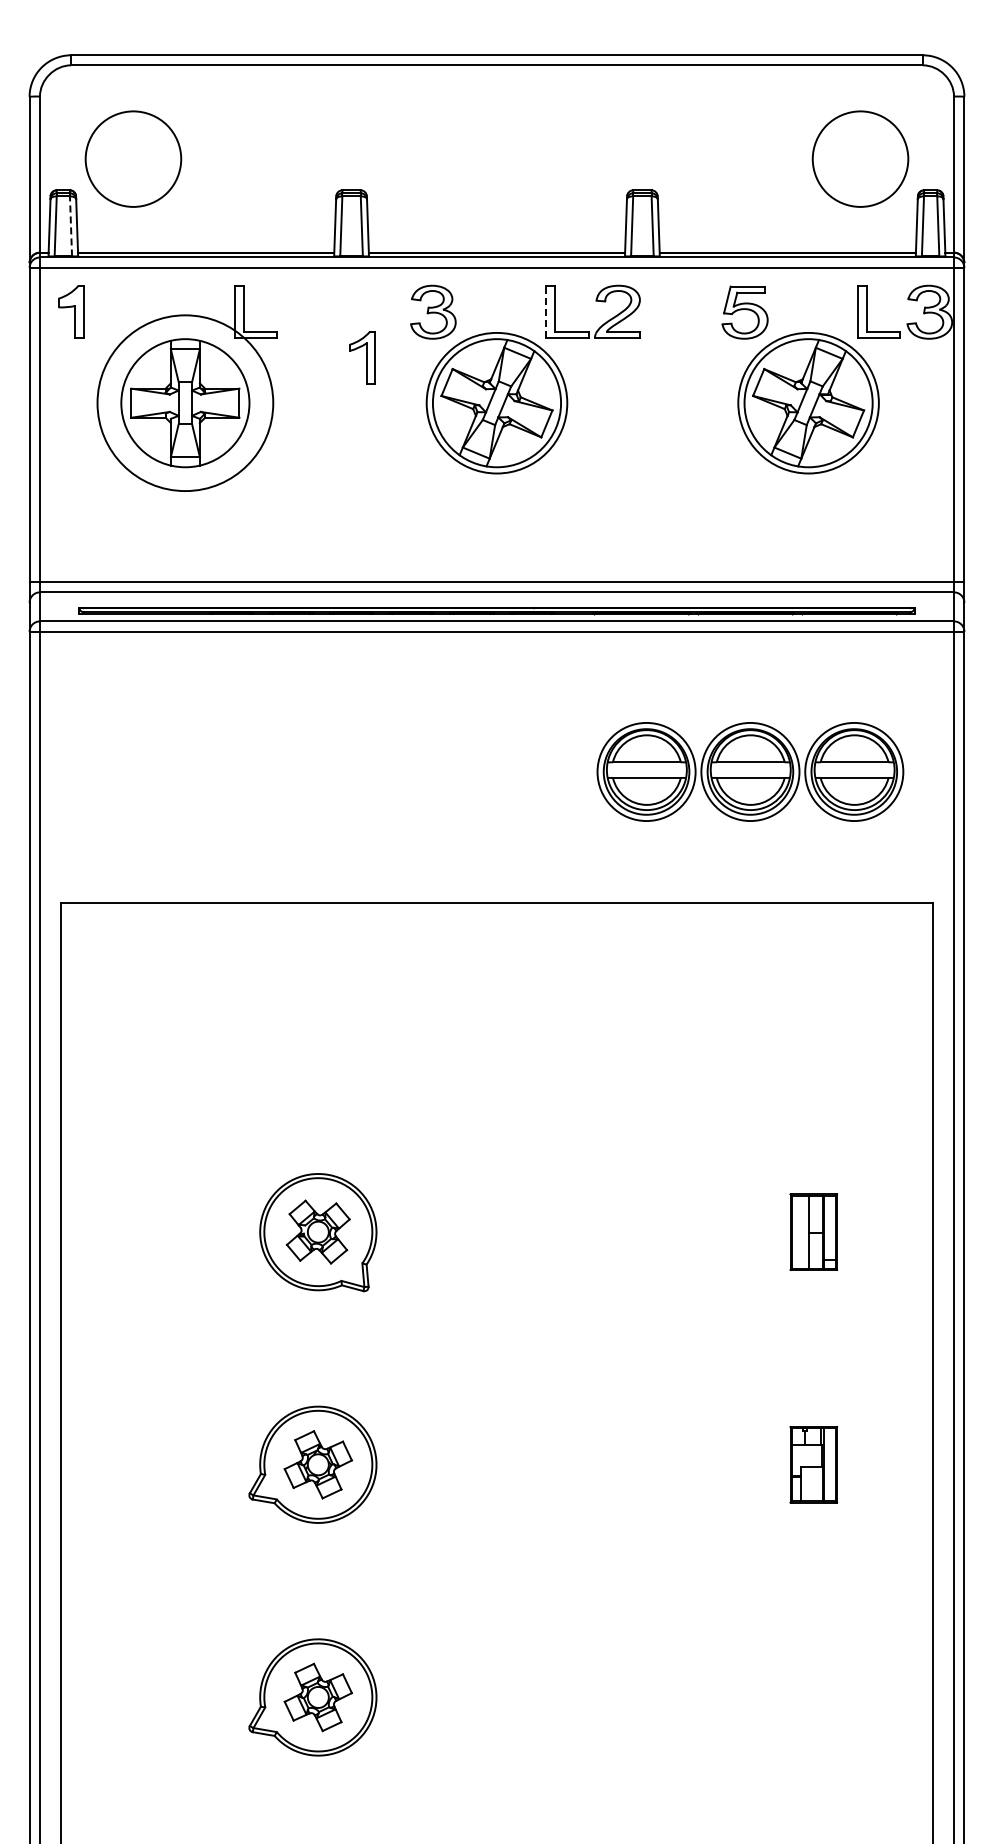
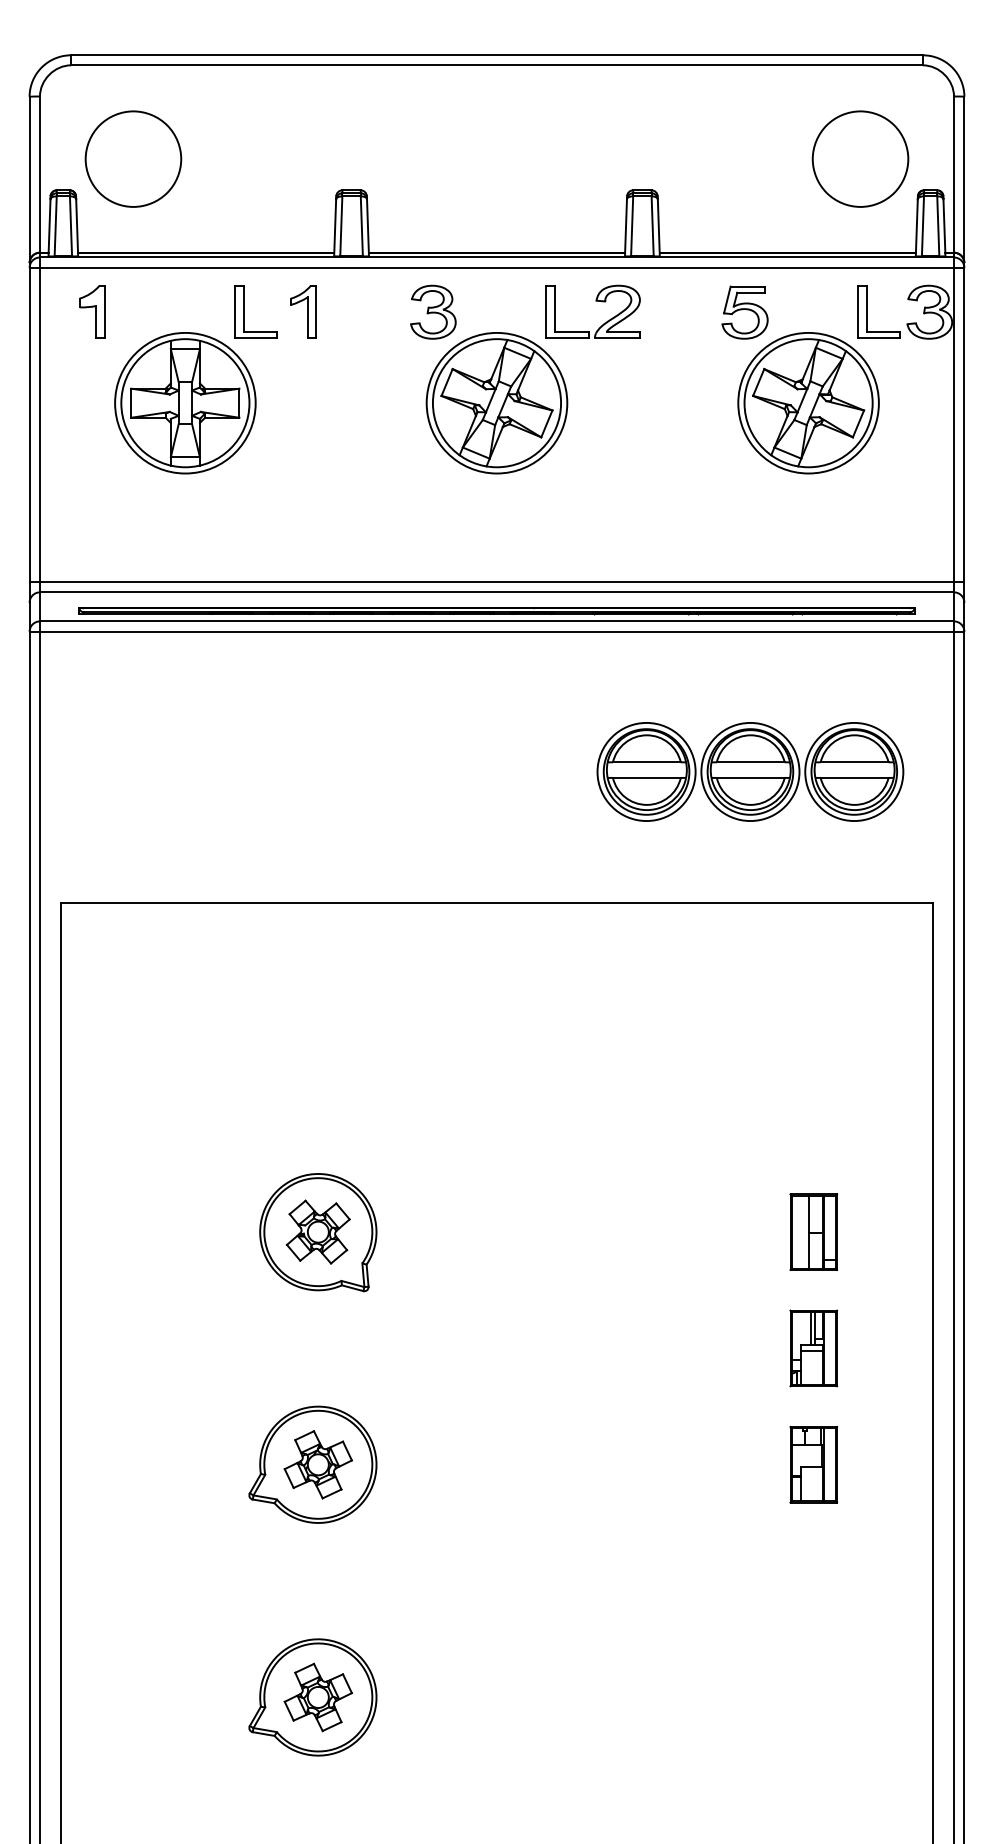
line: dashed -> solid (70, 225)
part position: (71, 311) -> (92, 311) (92, 311)
line: dashed -> solid (546, 311)
part position: (362, 357) -> (303, 311) (303, 311)
circle diameter: 176 px -> 141 px (185, 402)
part: none -> present (813, 1348)
